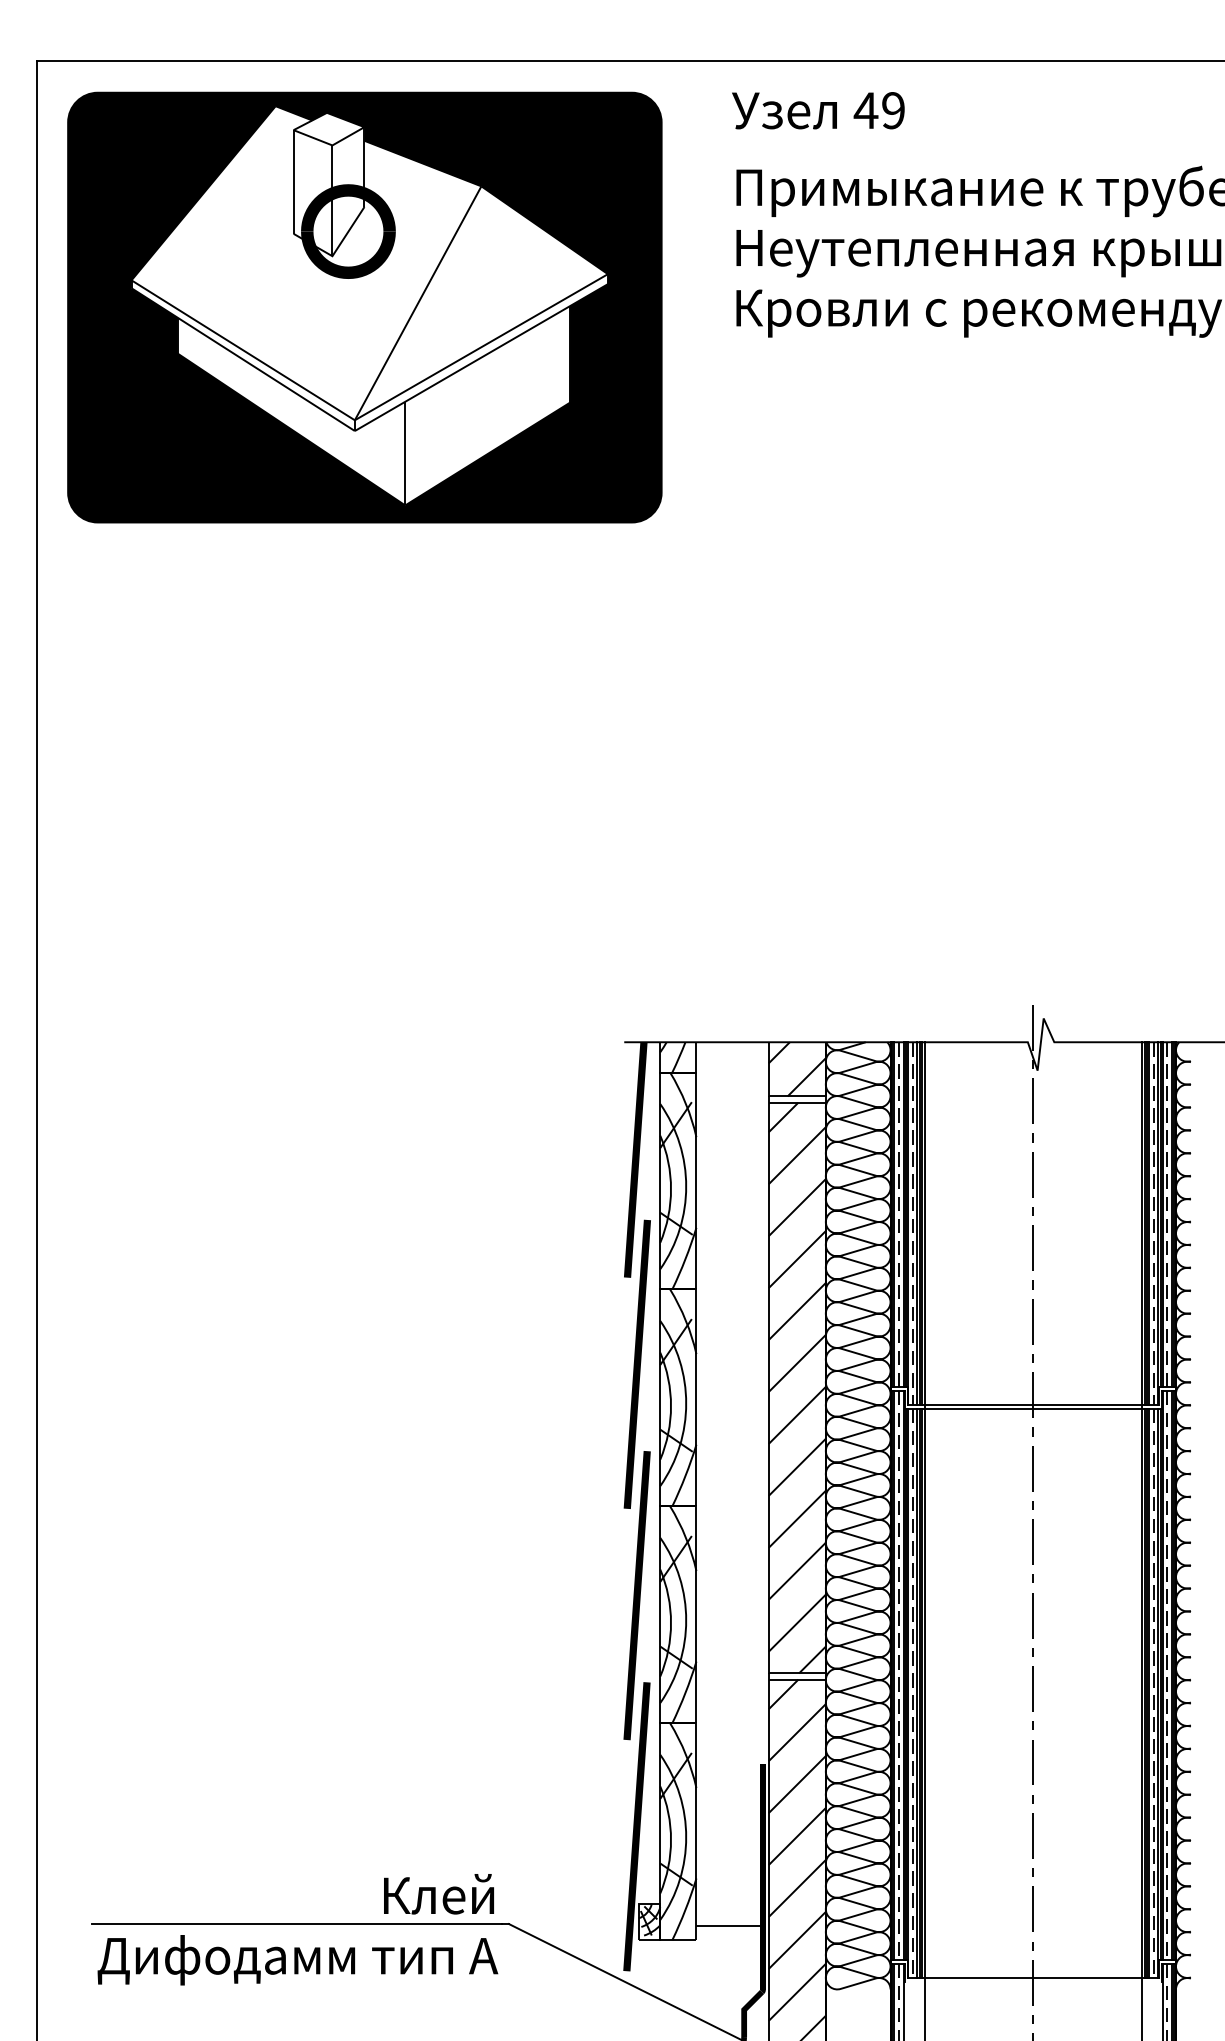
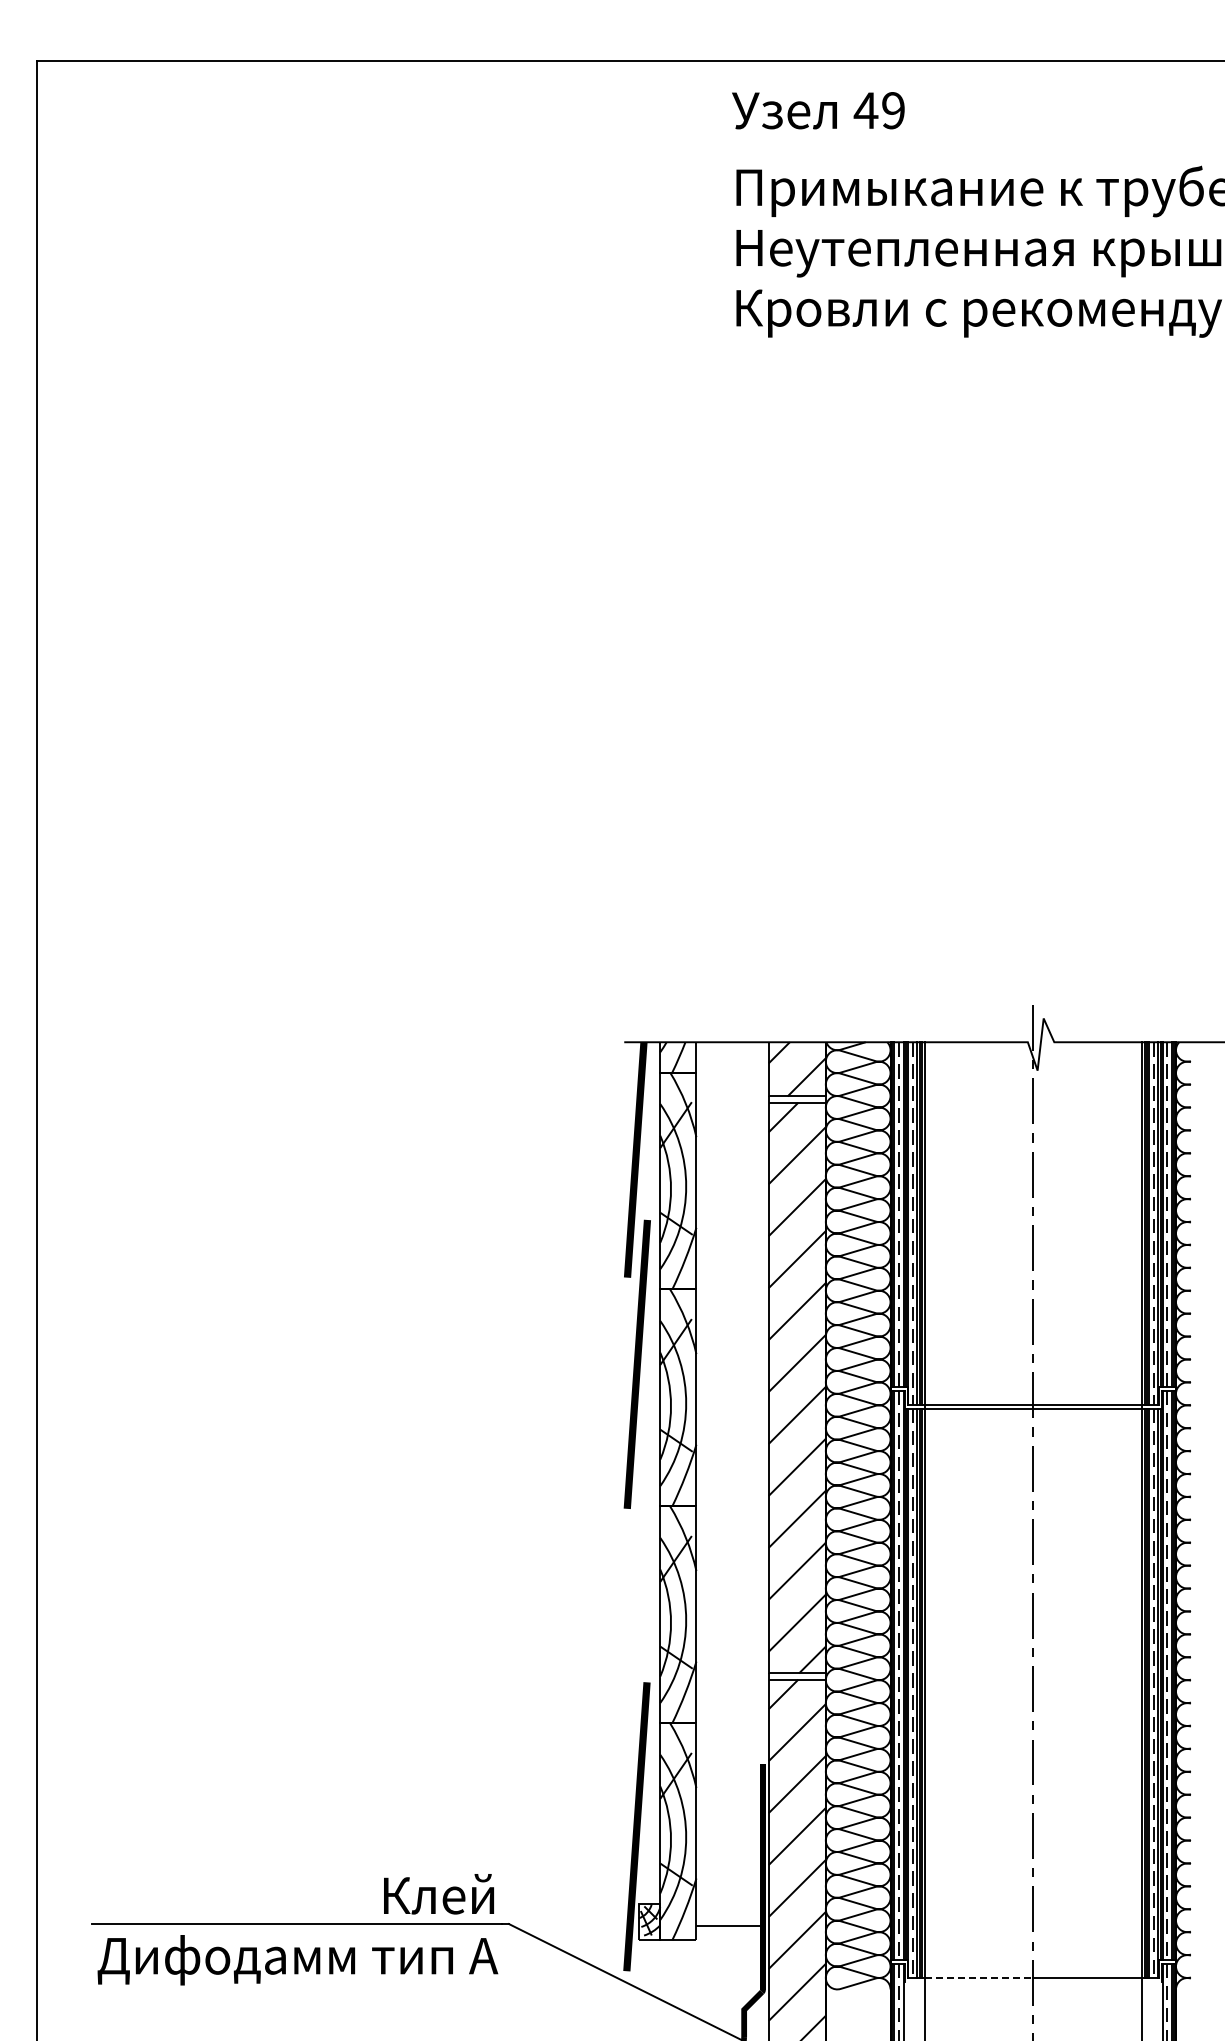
part: present -> none (364, 307)
line: present -> none (636, 1595)
line: solid -> dashed (979, 1977)
